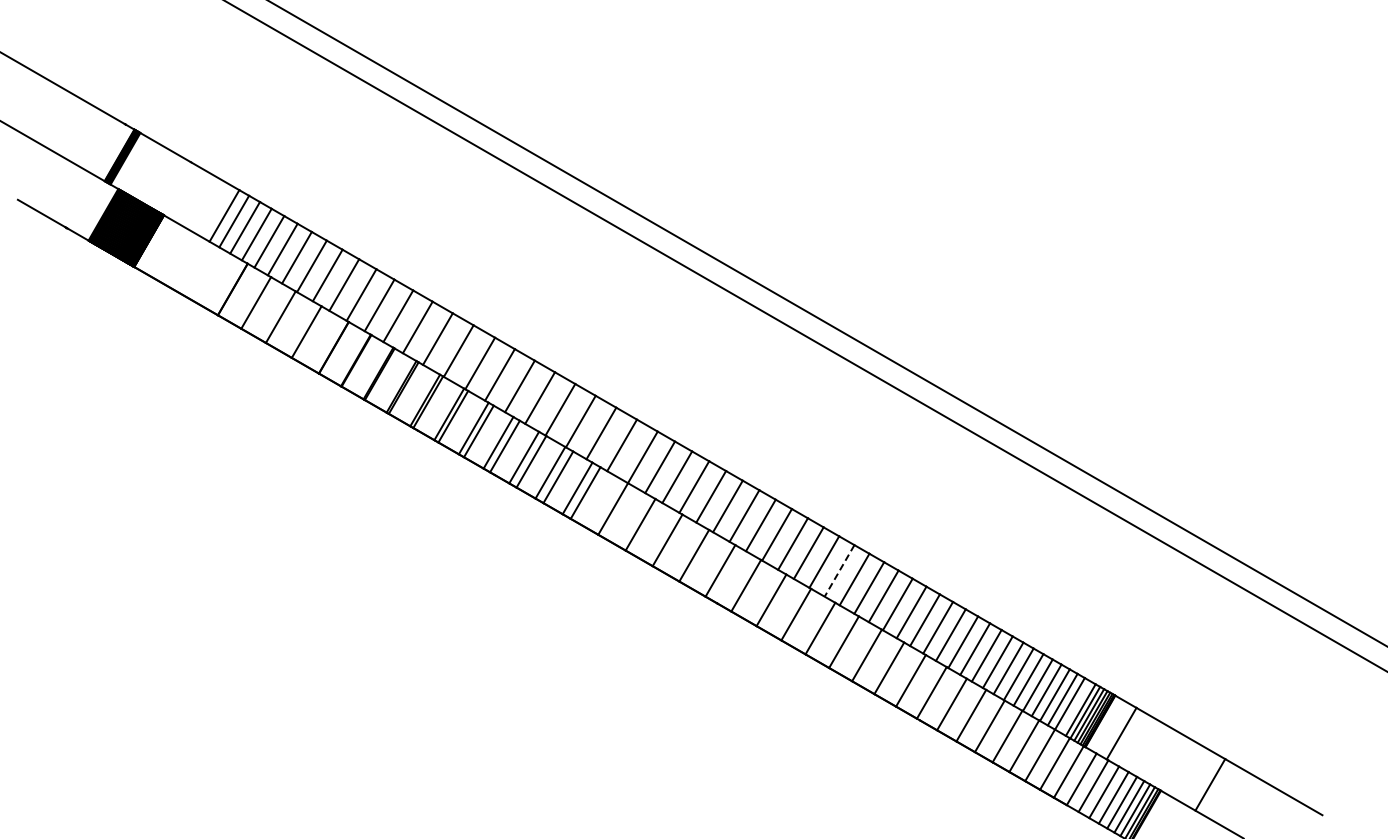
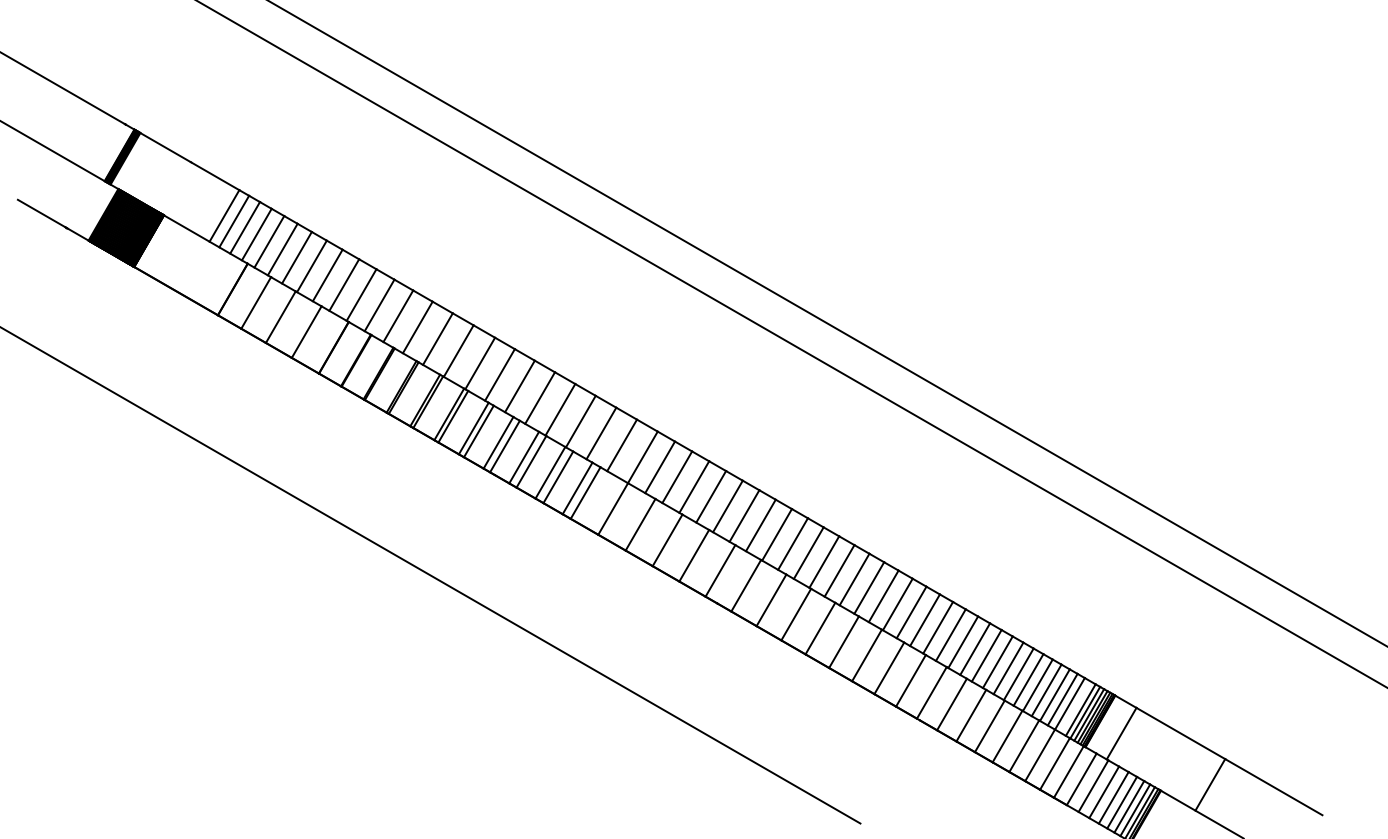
line position: (805, 336) -> (791, 344) (791, 344)
line: dashed -> solid (839, 570)
line: none -> present (431, 575)
